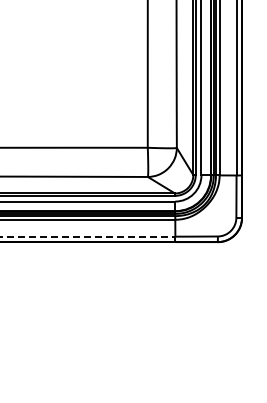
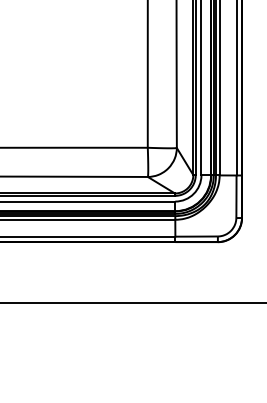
line: dashed -> solid (88, 236)
line: none -> present (132, 303)
